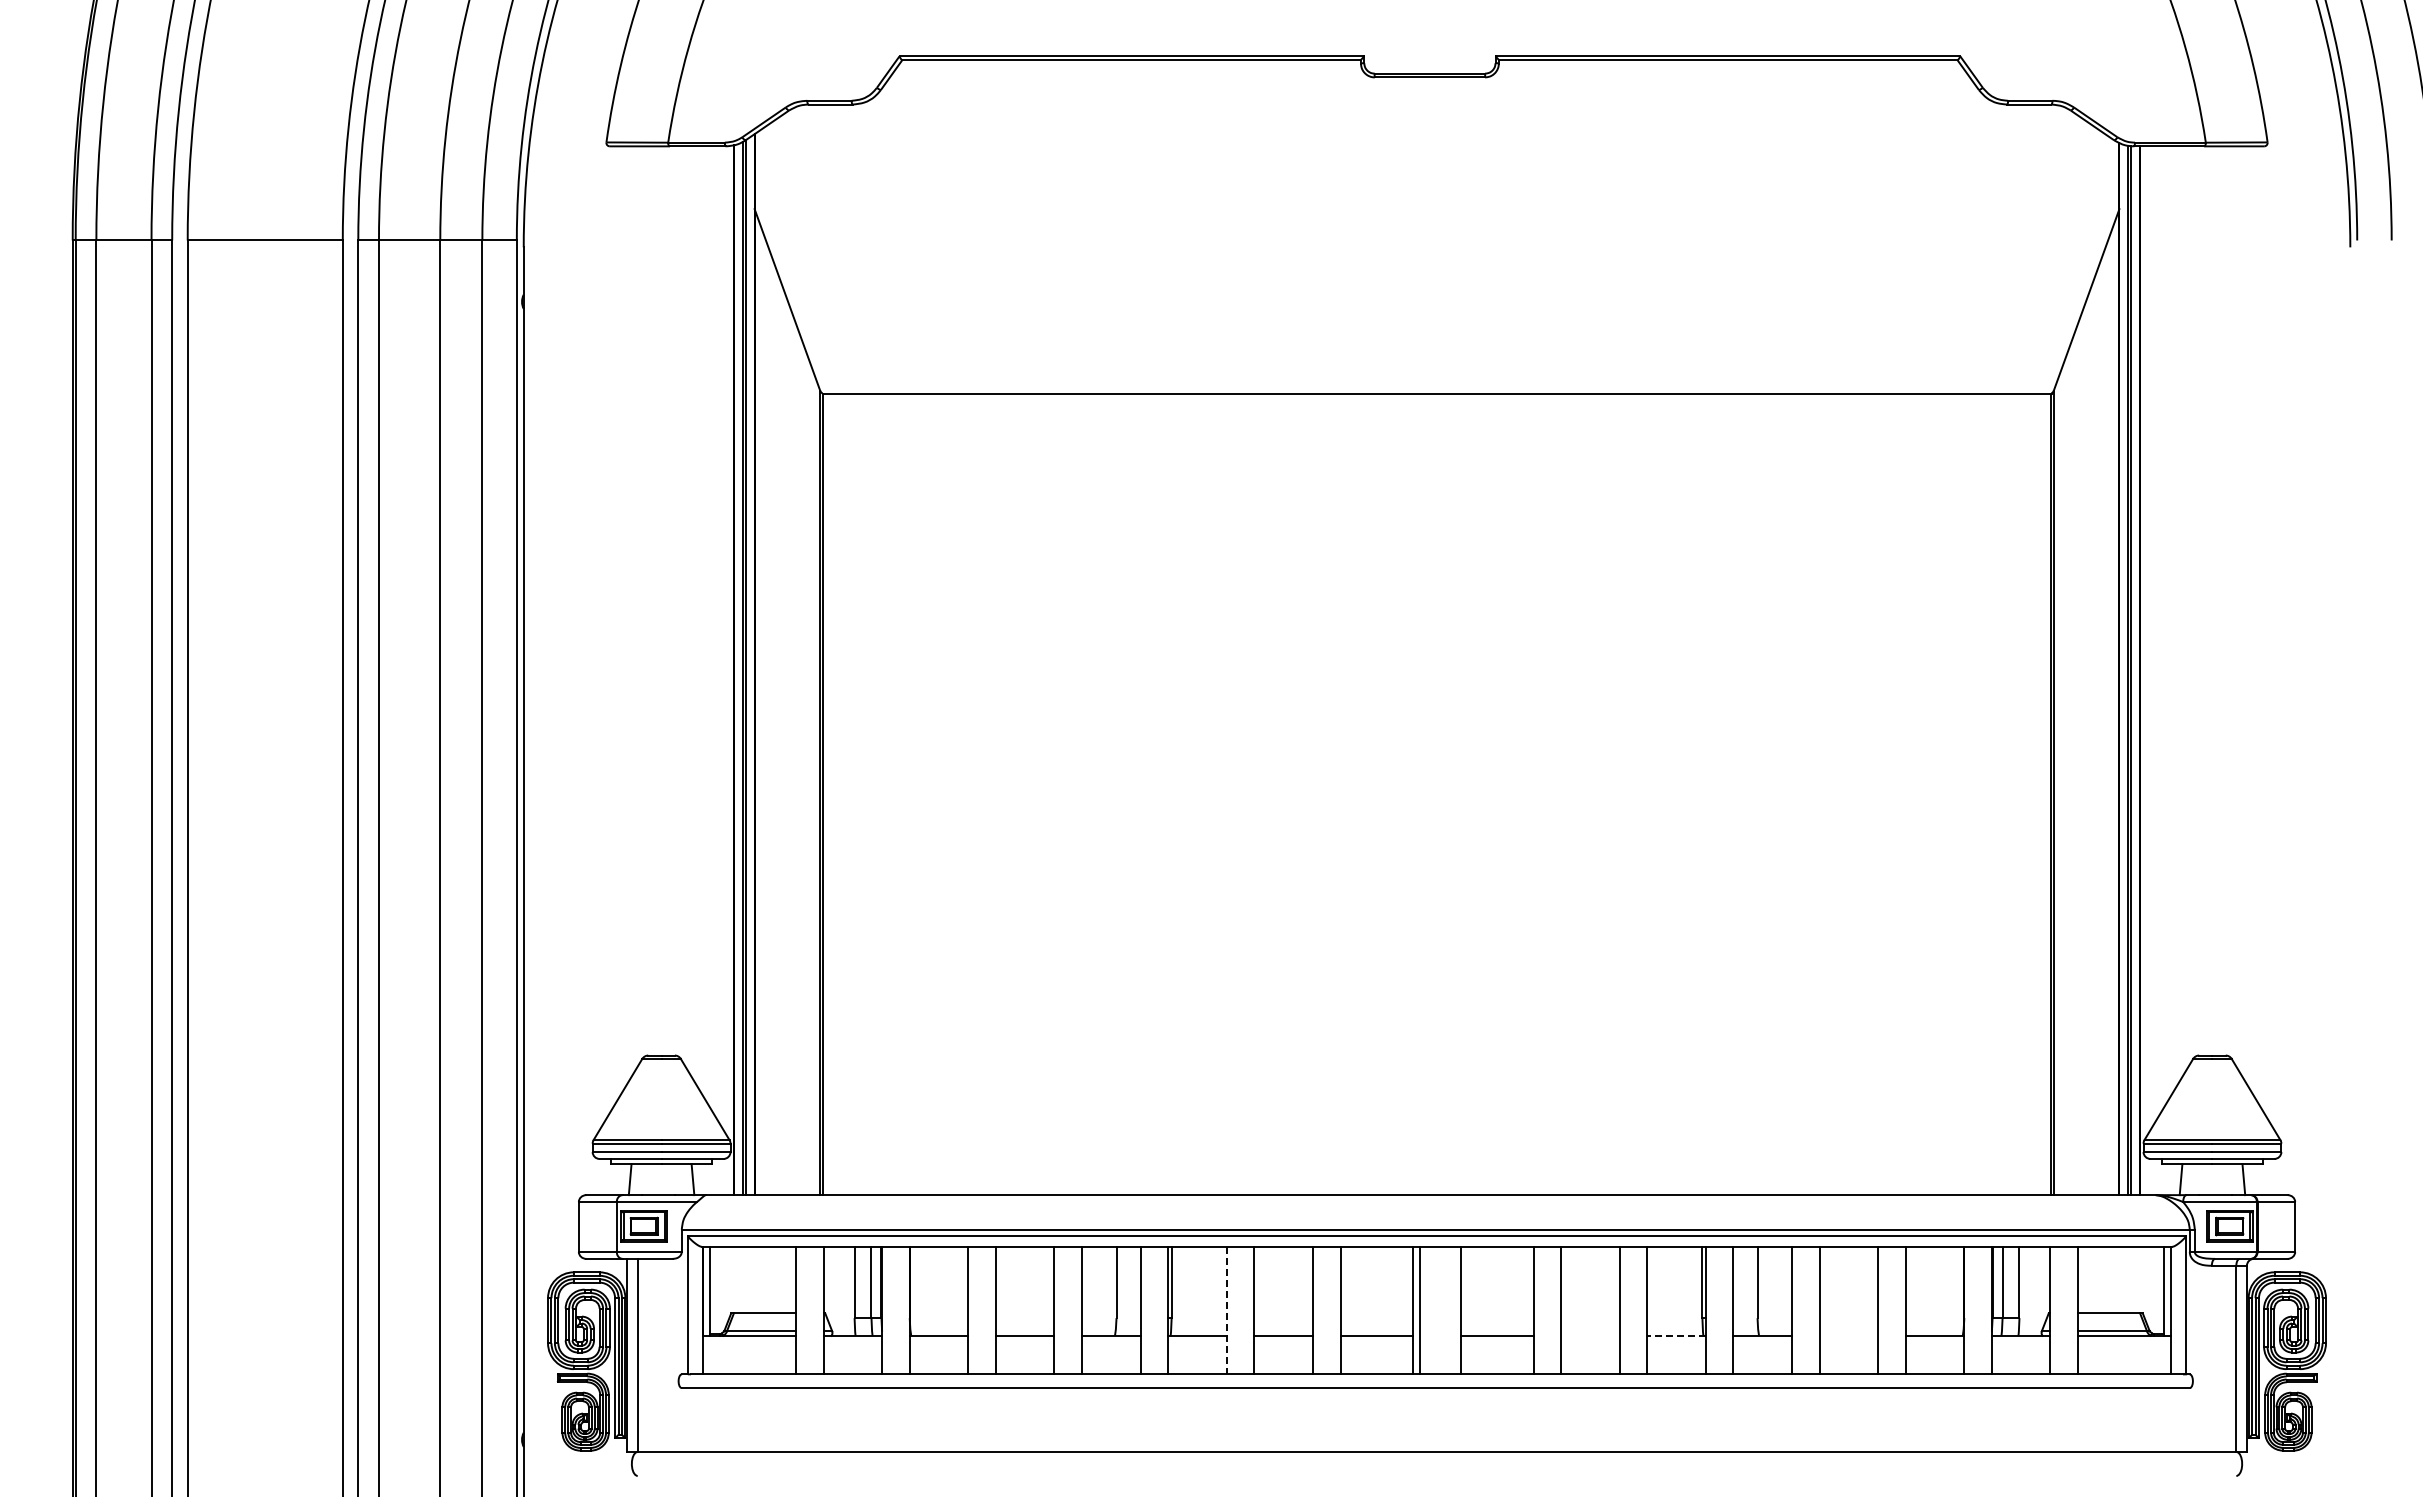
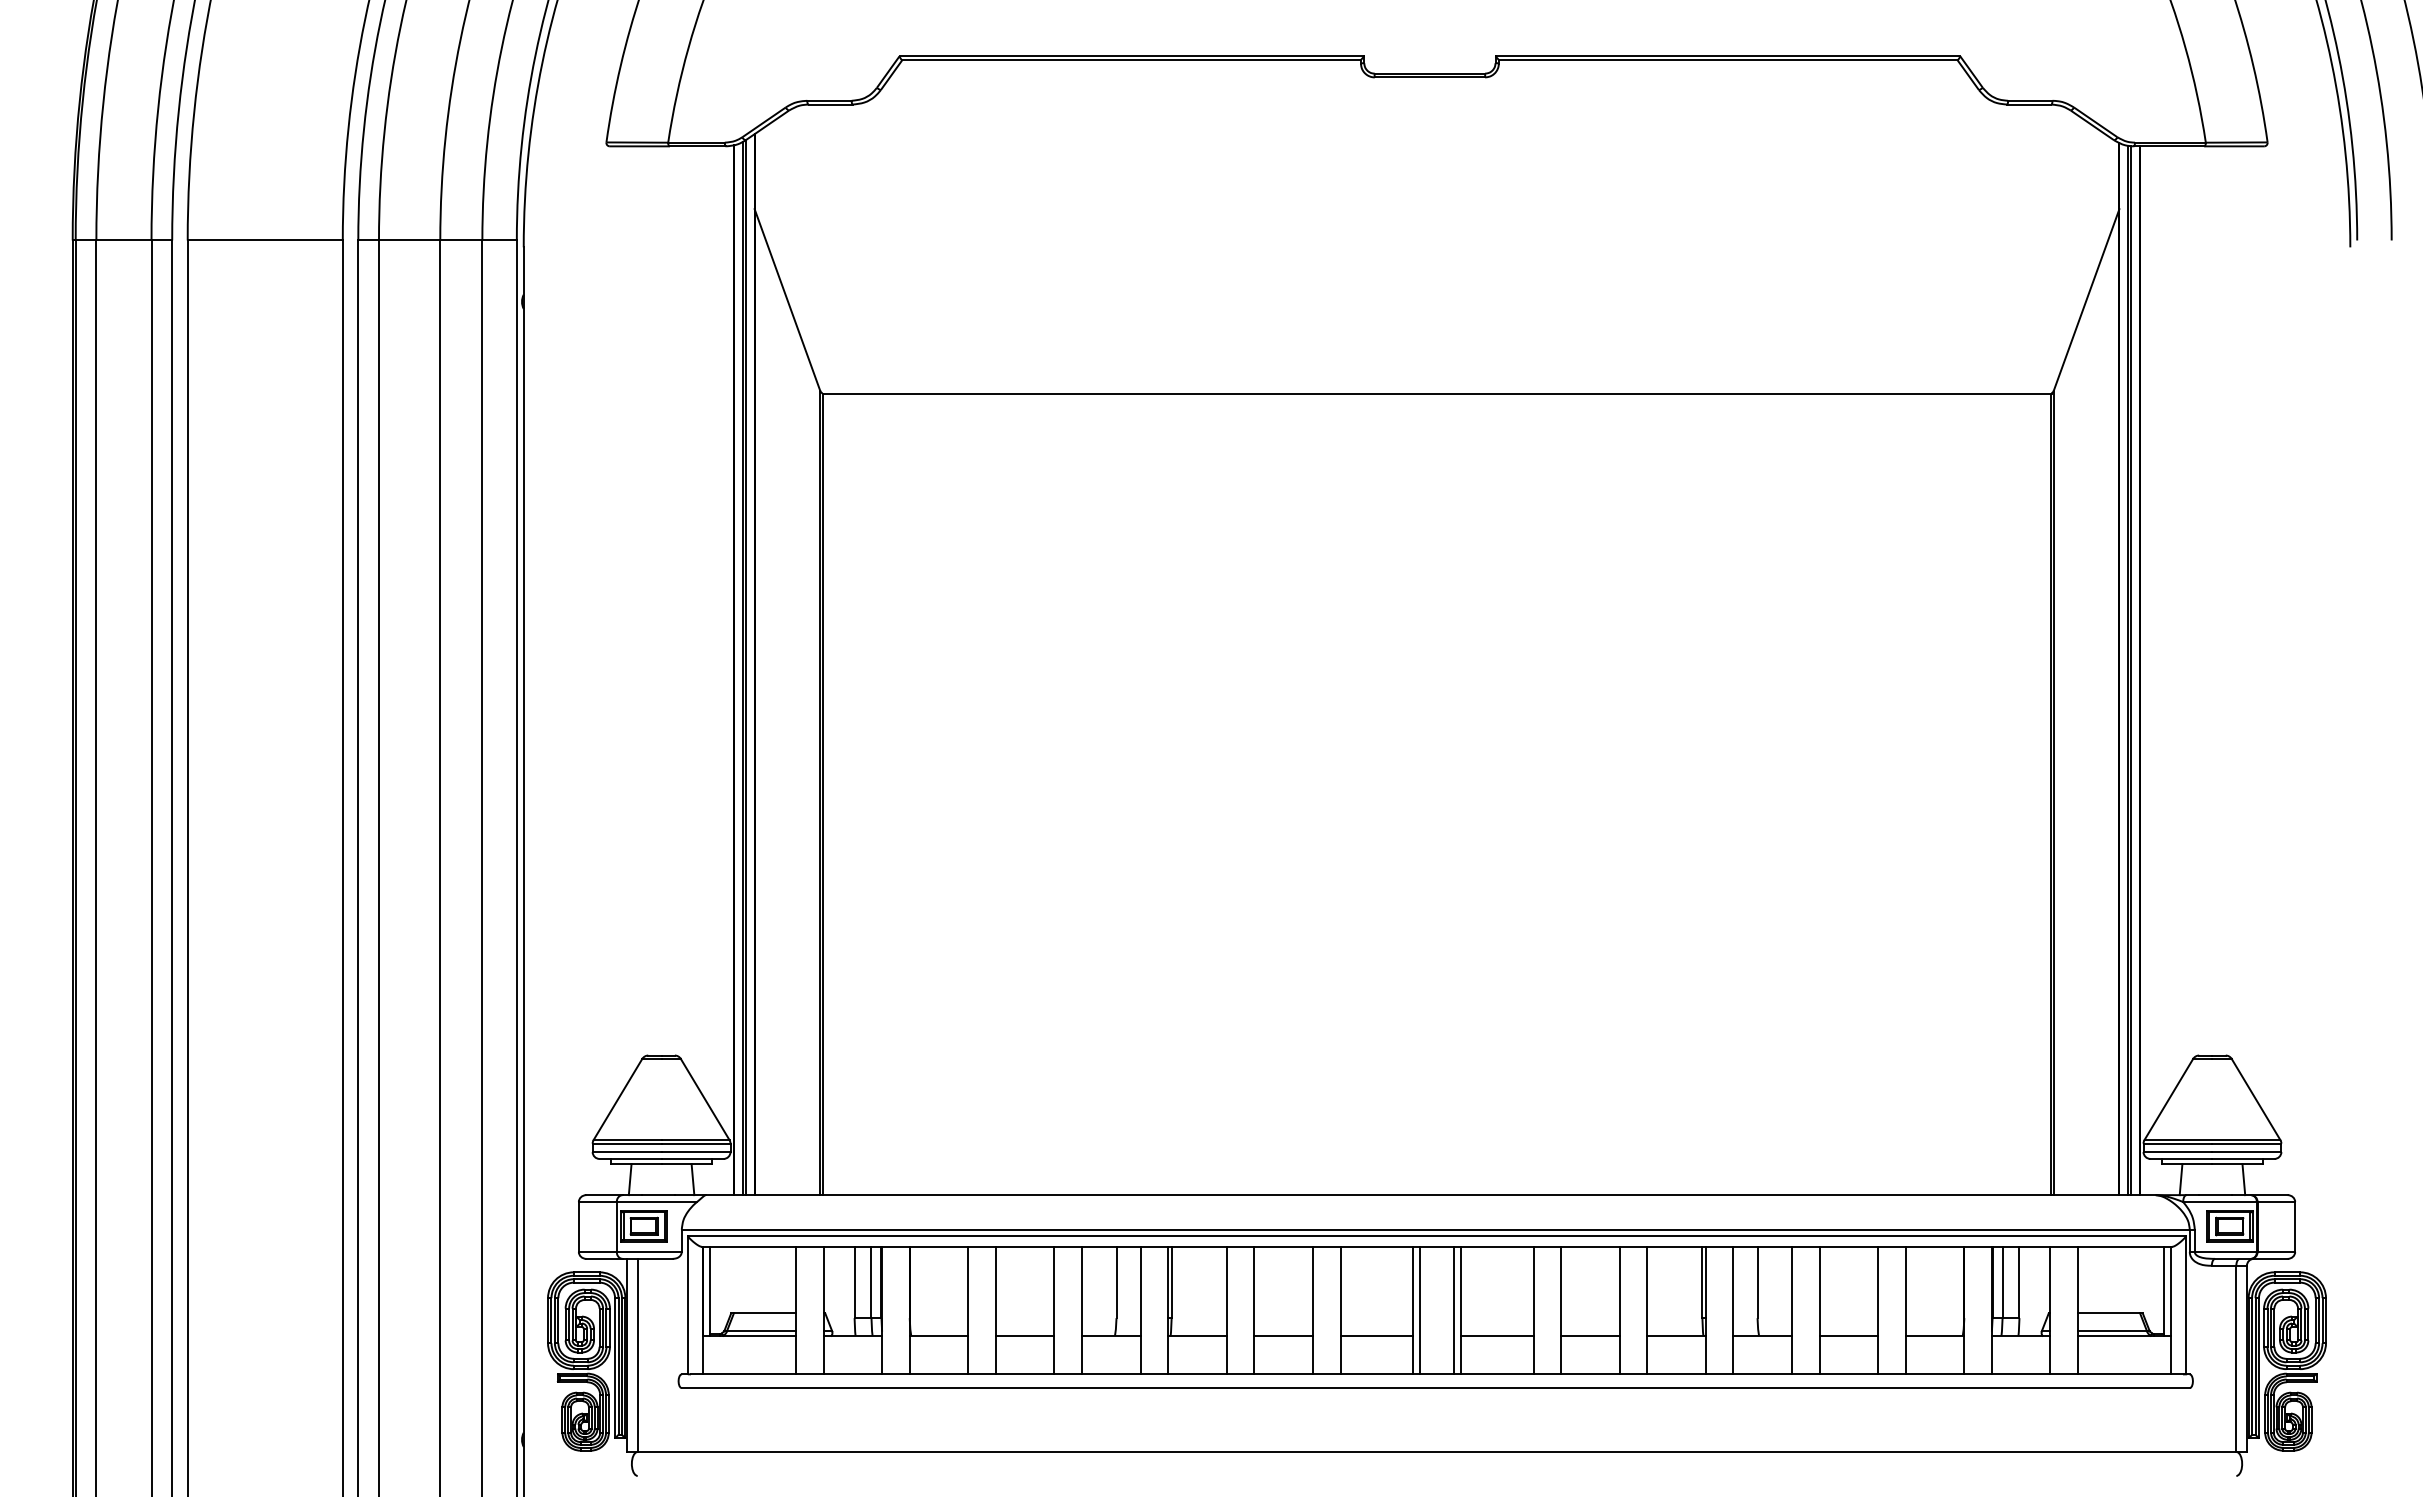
line: dashed -> solid (1226, 1310)
line: none -> present (1454, 1310)
line: none -> present (1590, 1335)
line: dashed -> solid (1676, 1335)
line: none -> present (1848, 1335)
